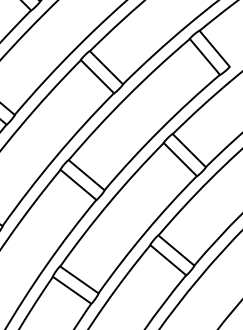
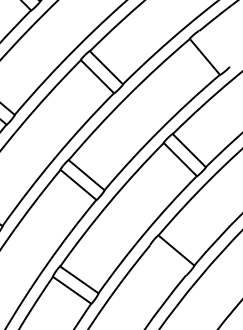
line: present -> none (214, 48)
line: present -> none (168, 260)
